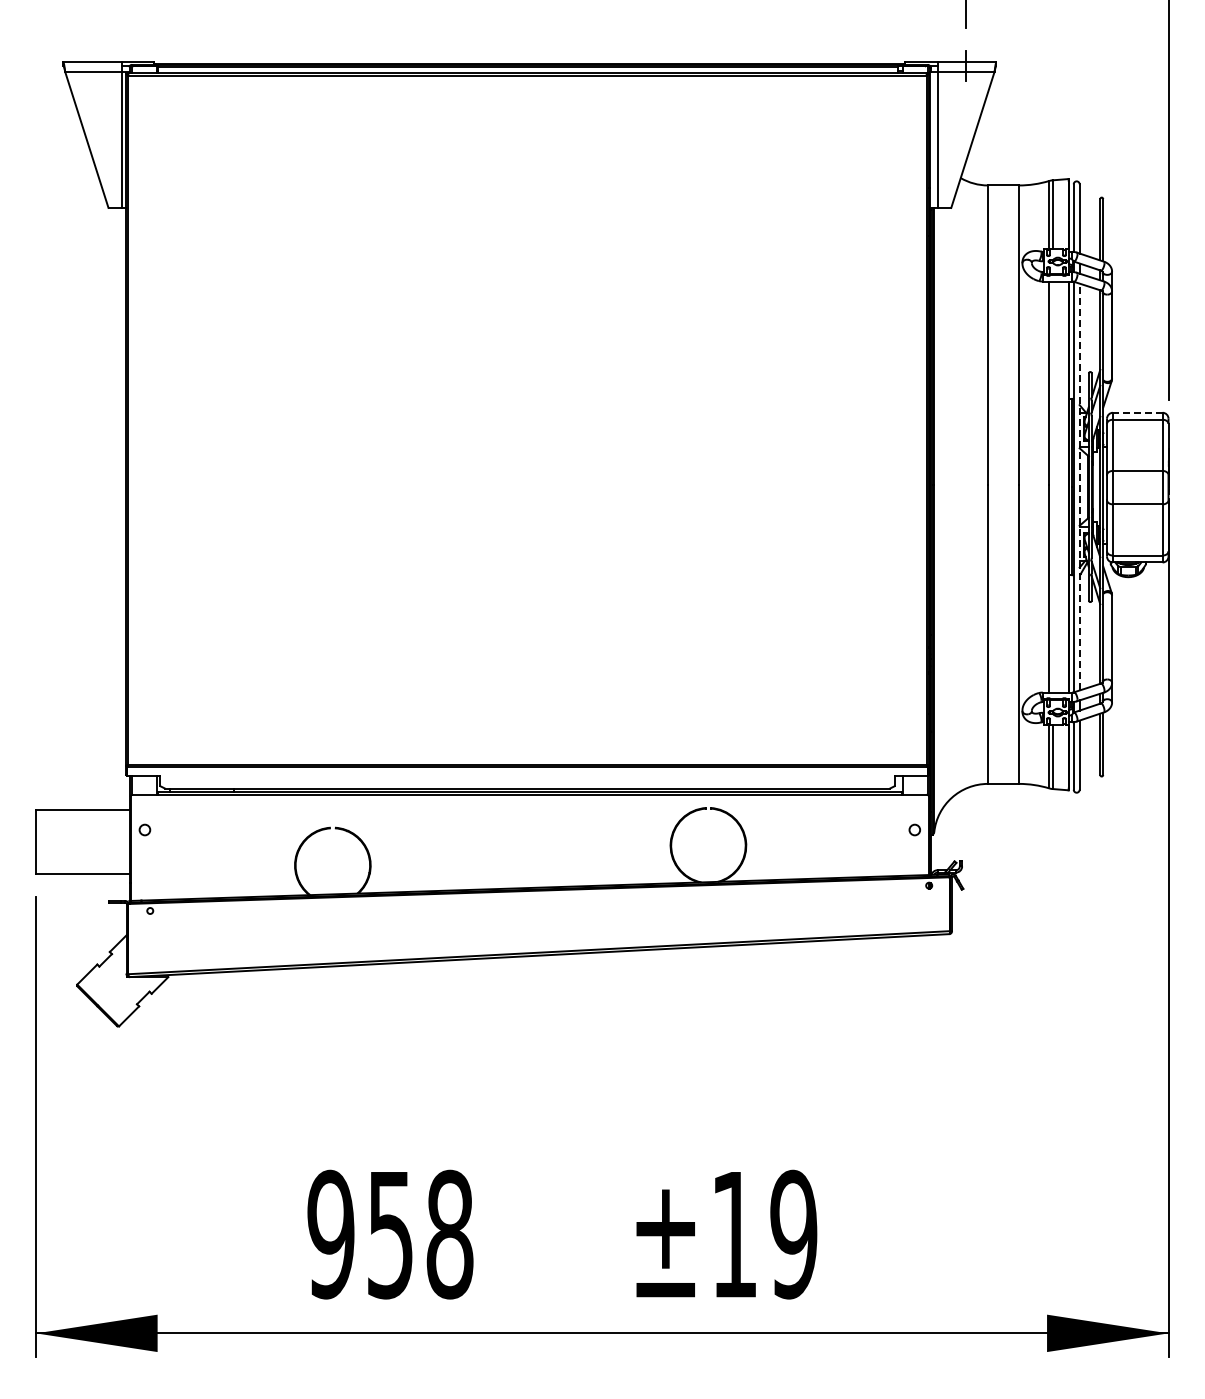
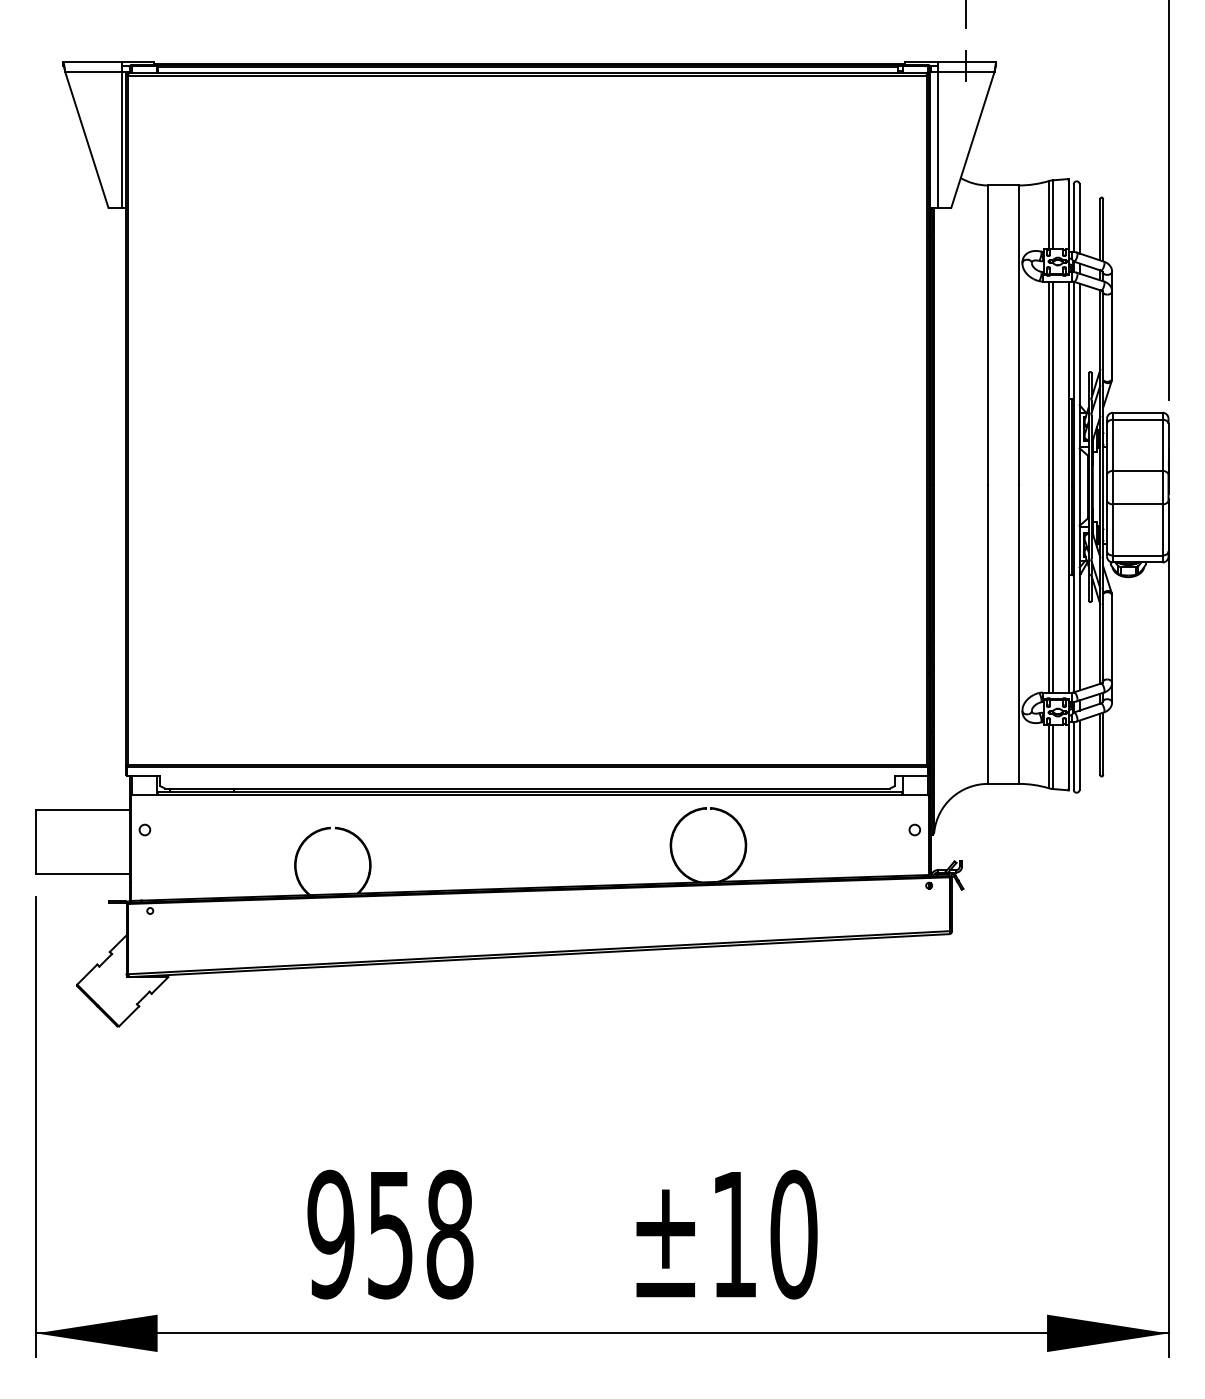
line: dashed -> solid (1137, 412)
line: none -> present (1052, 486)
line: dashed -> solid (1079, 486)
text: ±19 -> ±10 (793, 1234)
